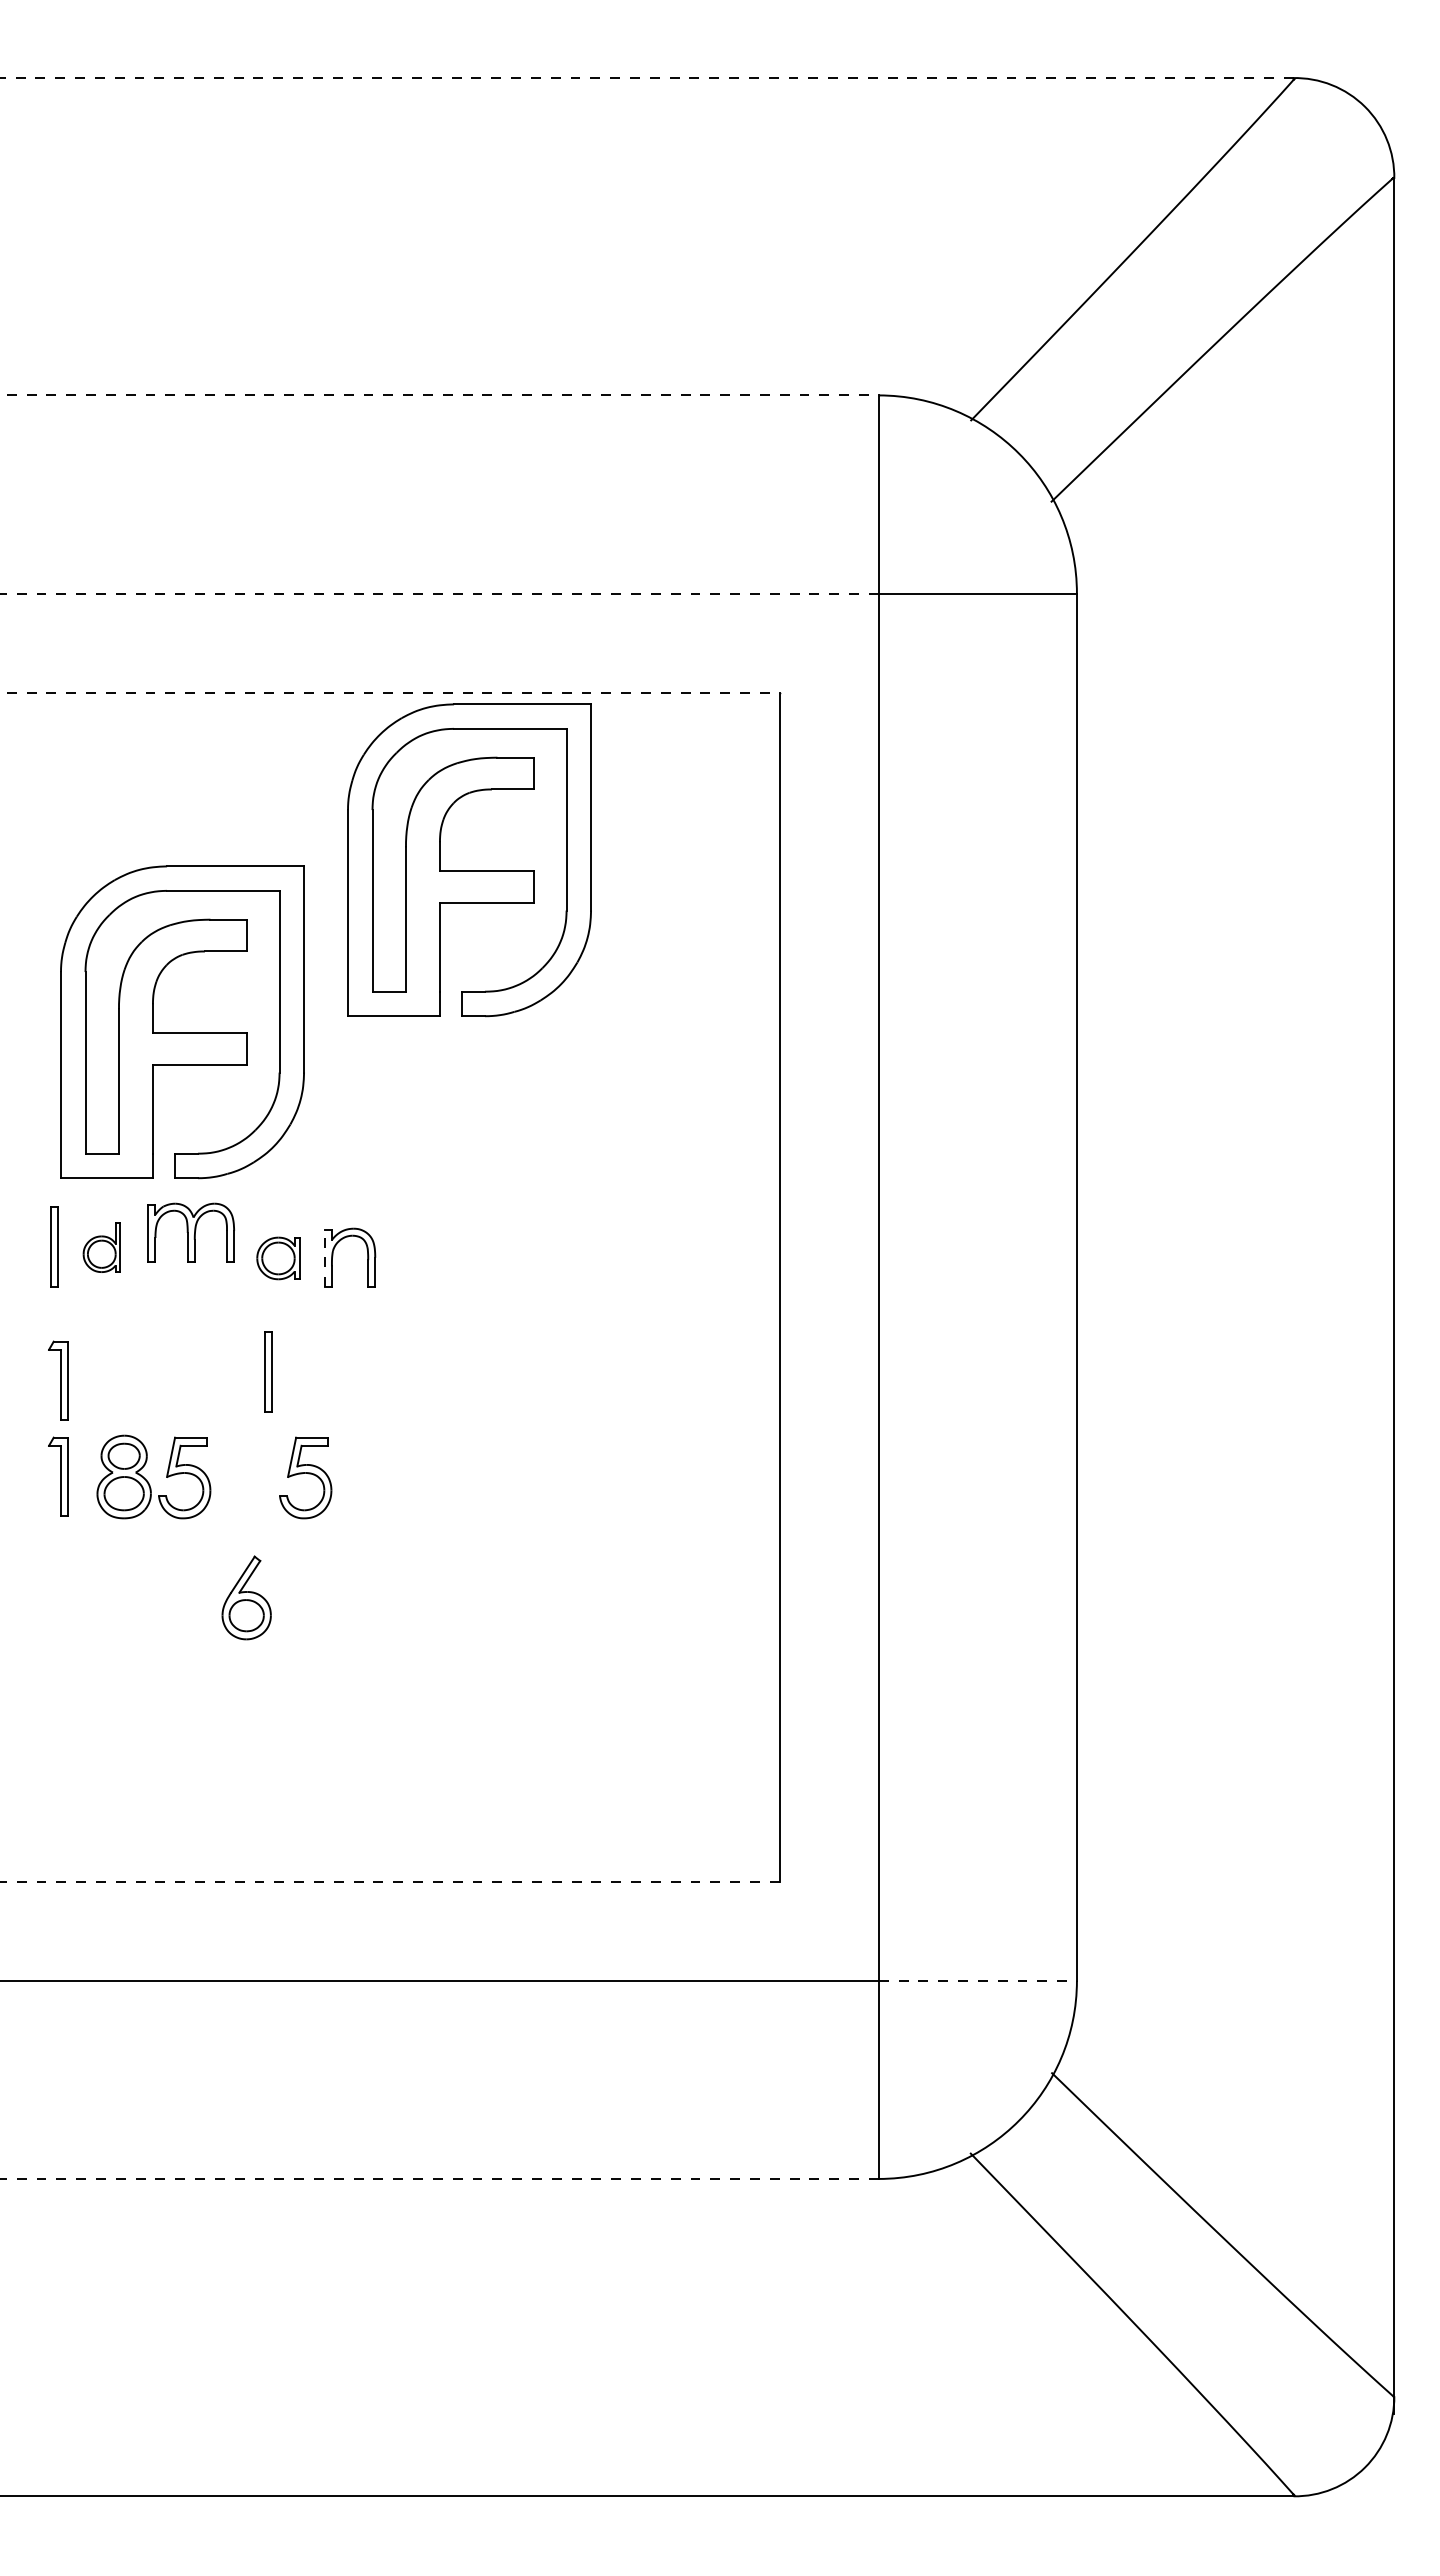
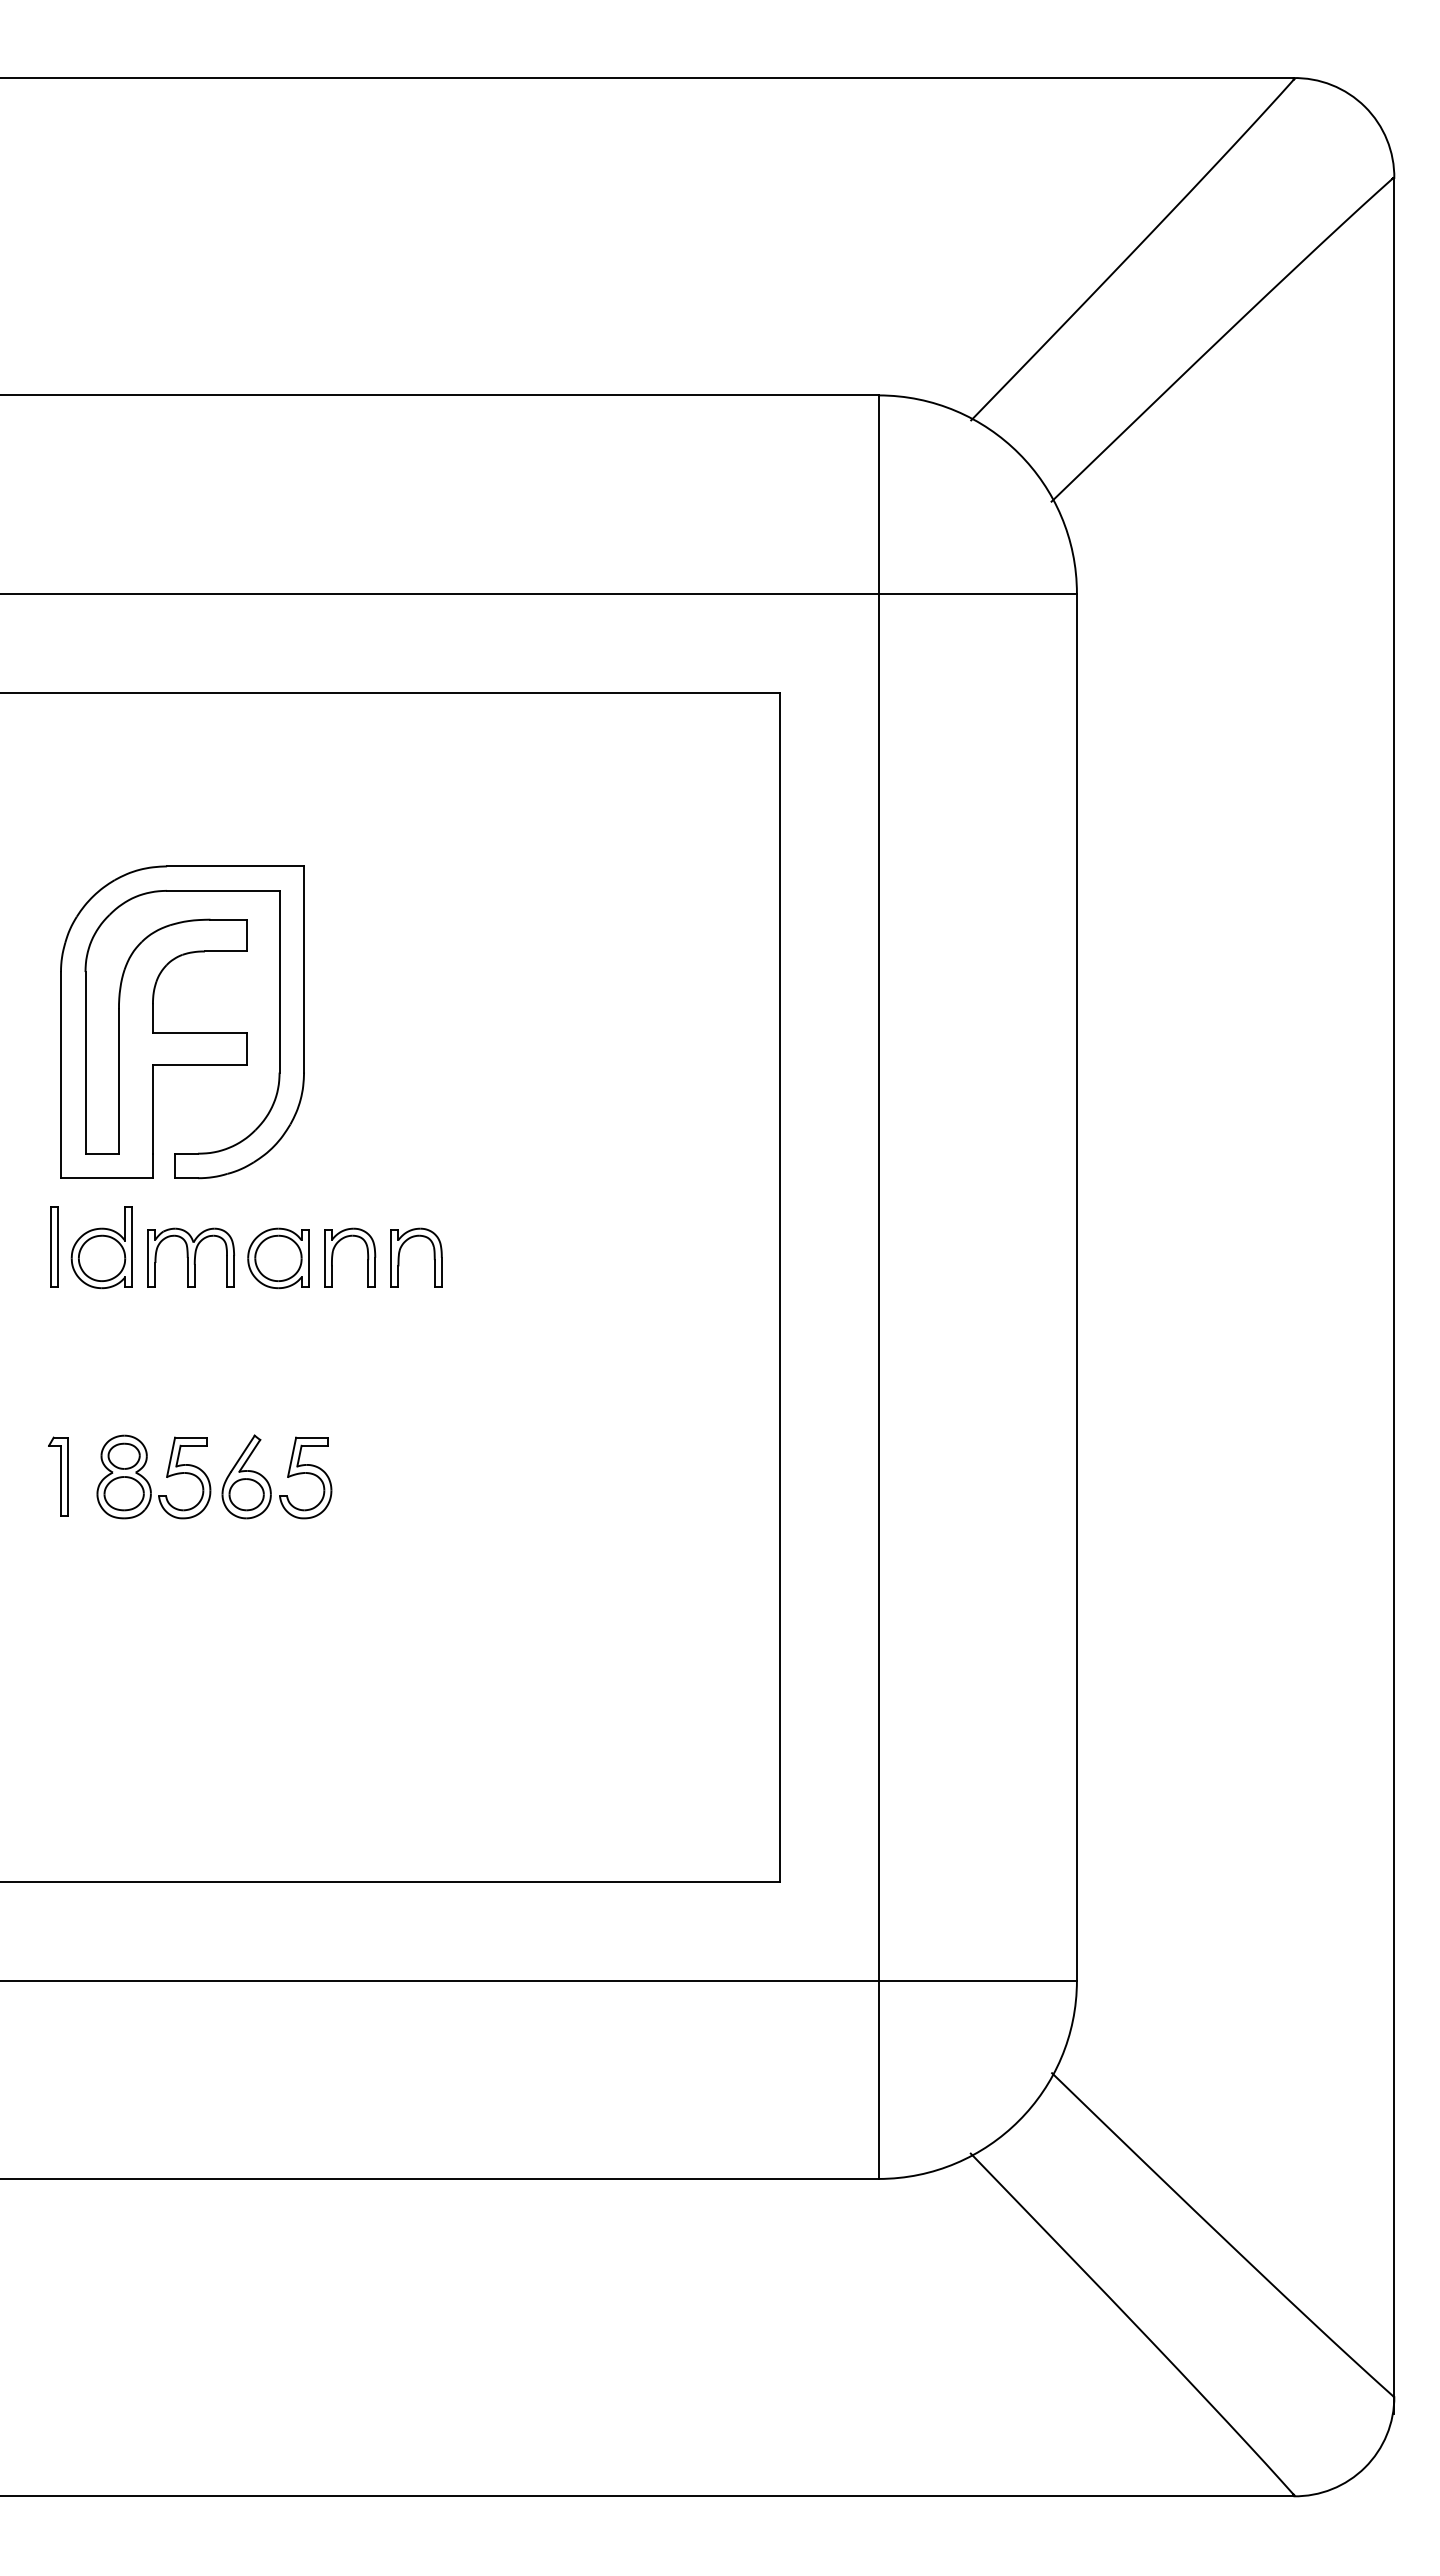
line: dashed -> solid (647, 78)
line: dashed -> solid (440, 395)
line: dashed -> solid (439, 593)
line: dashed -> solid (390, 692)
part: present -> none (469, 870)
part position: (190, 1232) -> (190, 1257) (190, 1257)
part size: 39x51 px -> 63x84 px (101, 1247)
part: none -> present (400, 1252)
part size: 45x45 px -> 63x63 px (278, 1258)
line: dashed -> solid (324, 1258)
part: present -> none (268, 1371)
part: present -> none (58, 1380)
part position: (246, 1597) -> (246, 1476) (246, 1476)
line: dashed -> solid (390, 1881)
line: dashed -> solid (978, 1980)
line: dashed -> solid (439, 2178)
